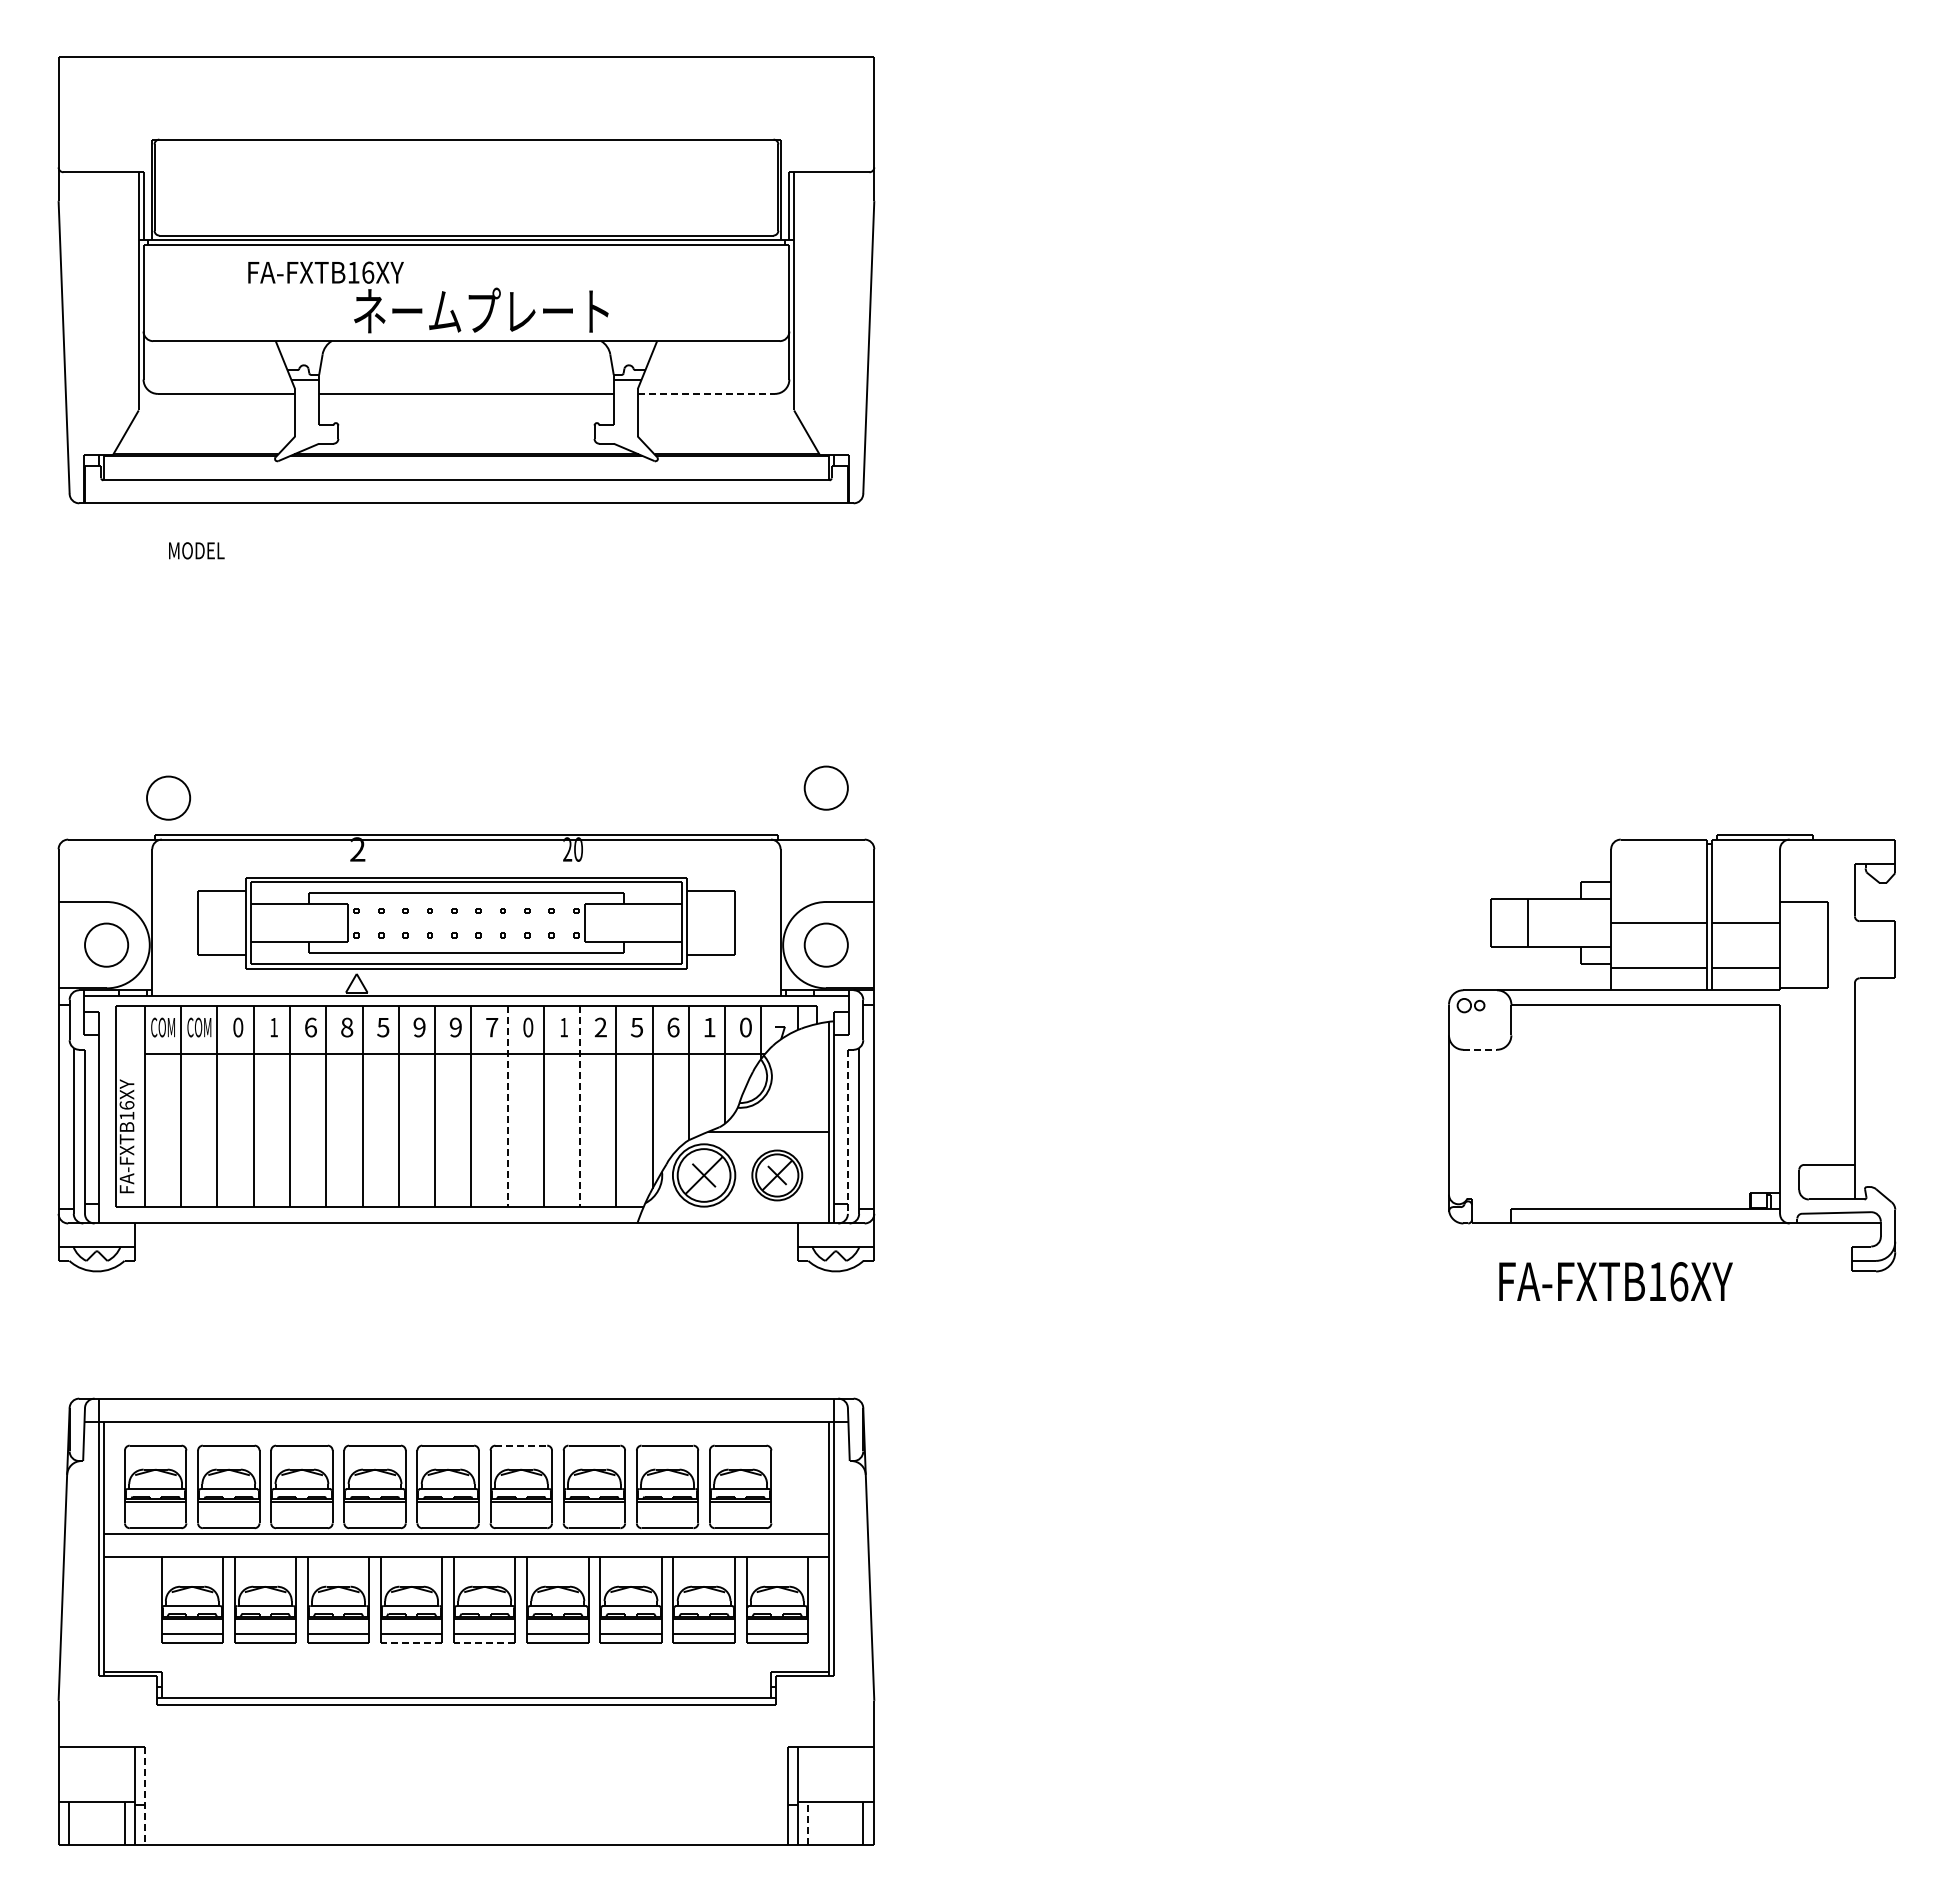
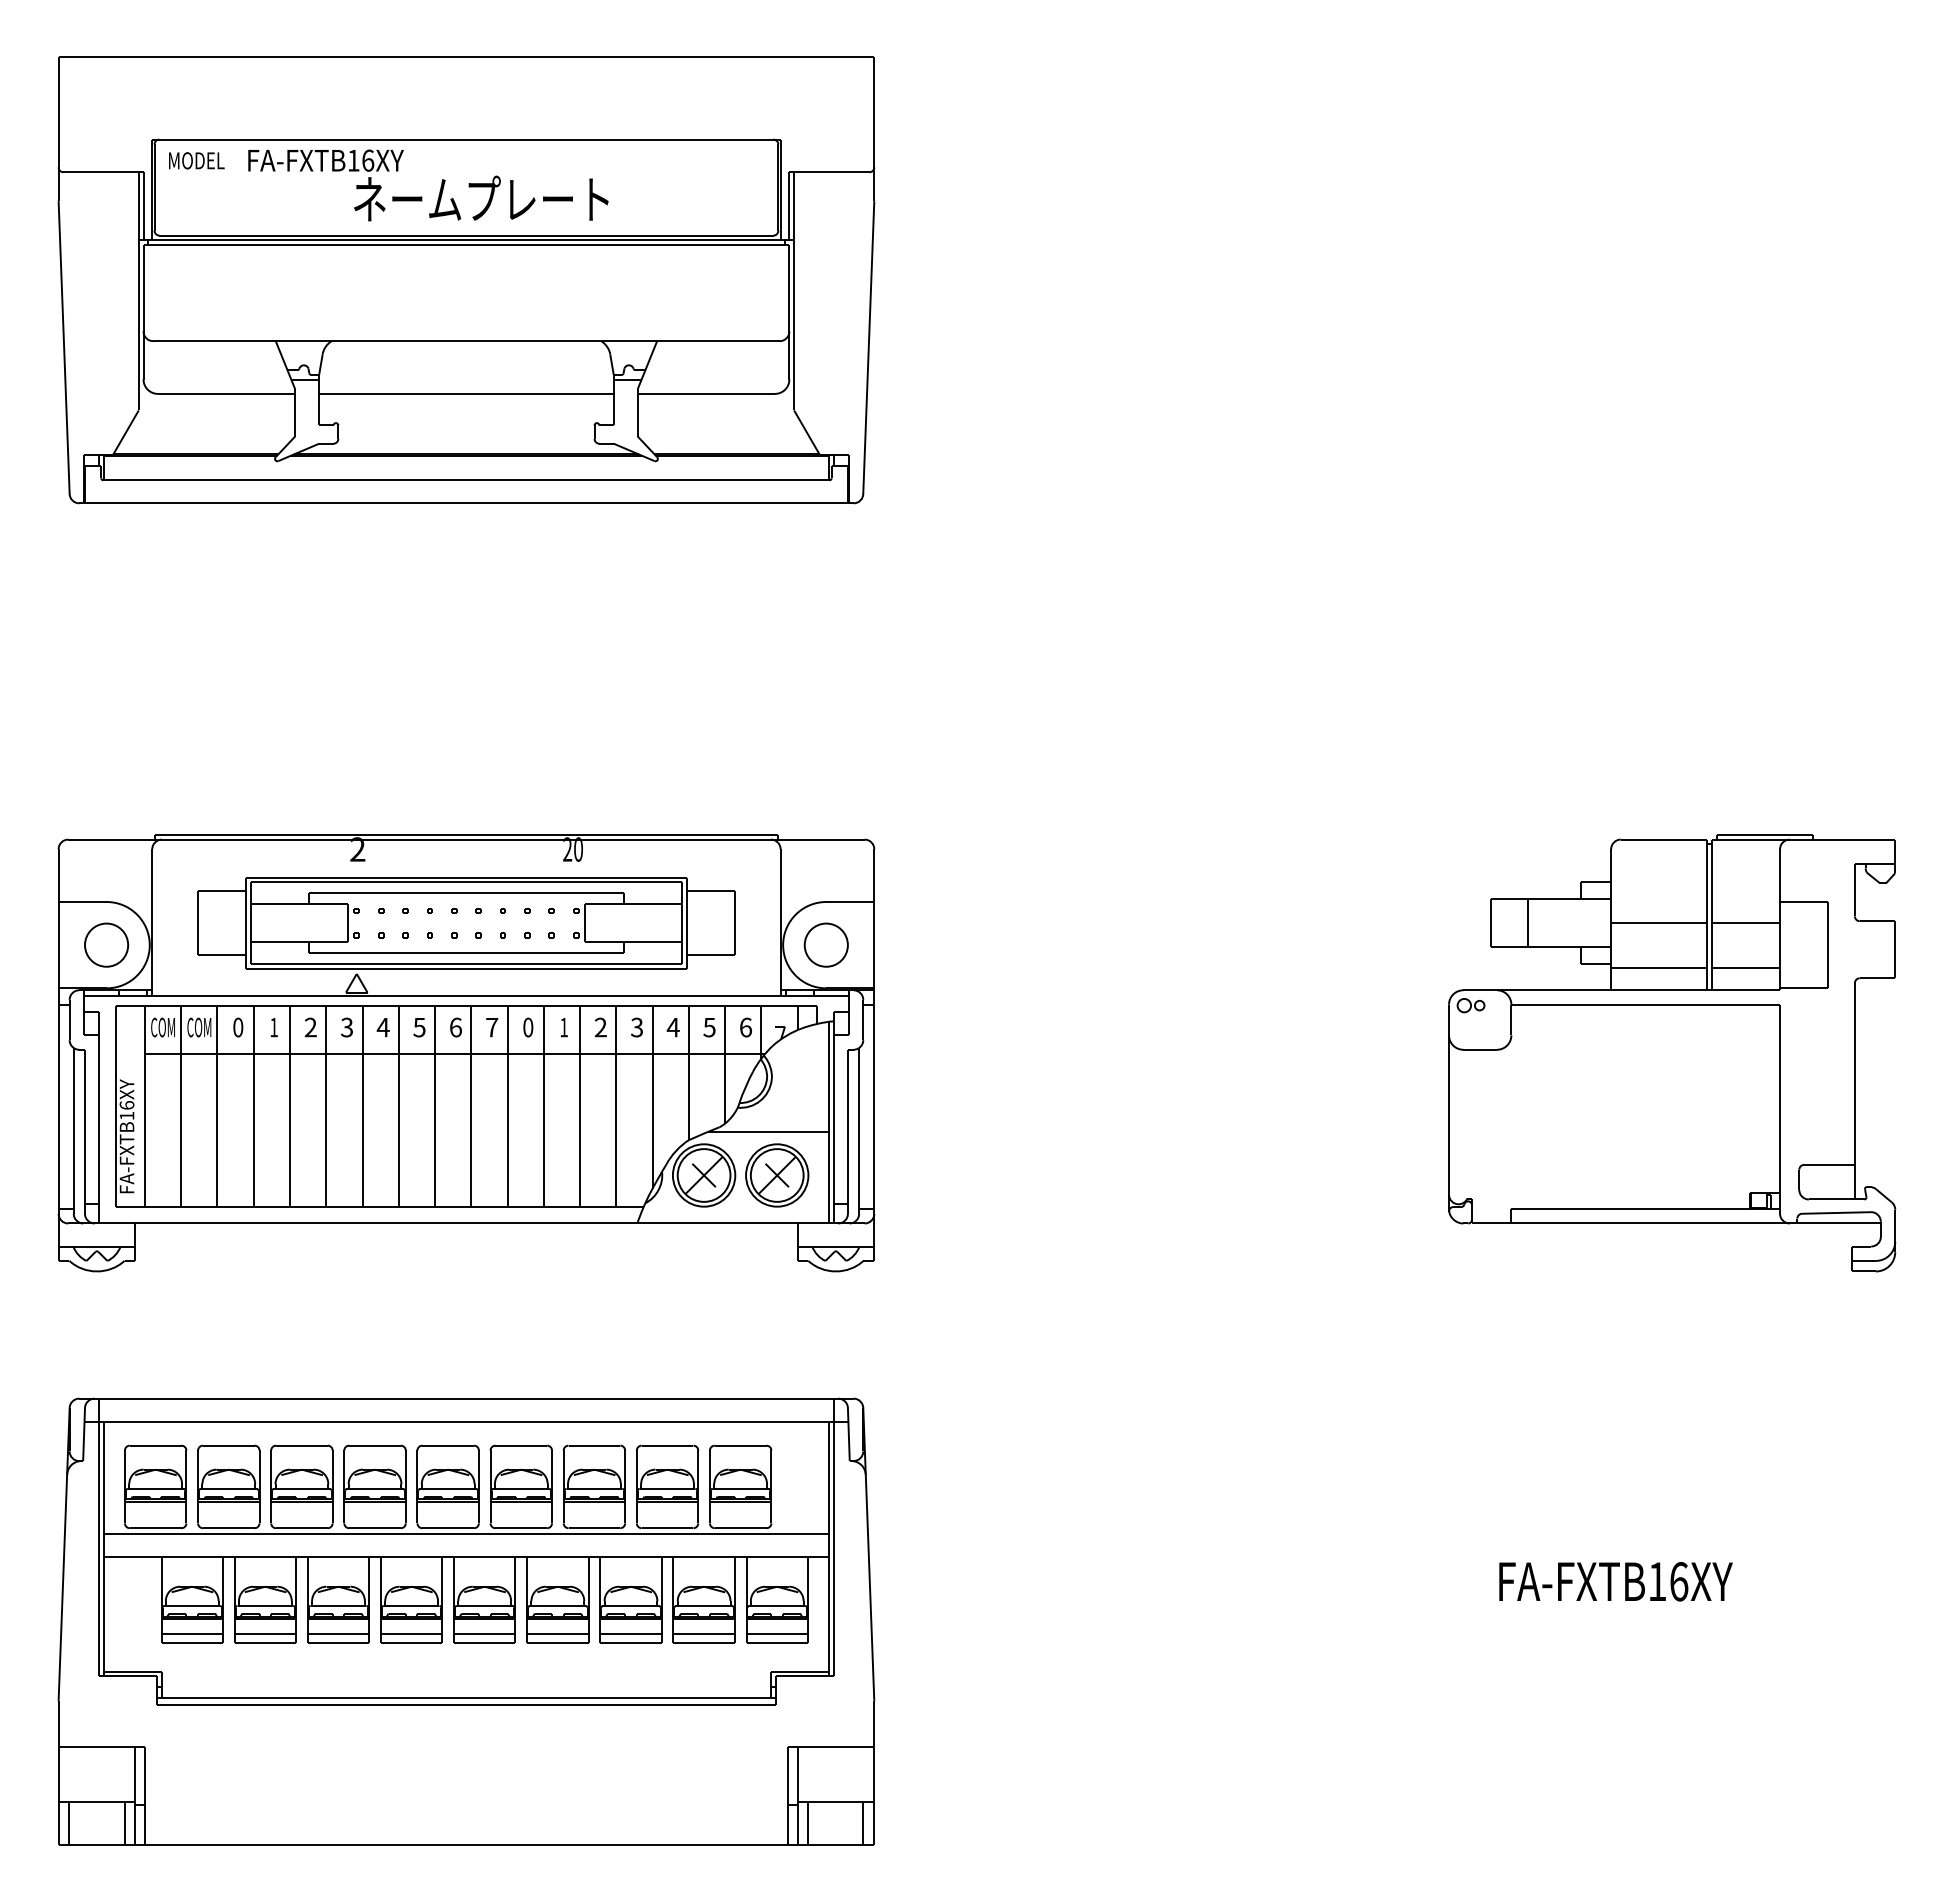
text position: (428, 297) -> (428, 185) (428, 185)
line: dashed -> solid (706, 393)
text position: (196, 550) -> (196, 160) (196, 160)
part: present -> none (825, 787)
part: present -> none (168, 797)
text: 5 -> 3 (636, 1026)
text: 6 -> 2 (310, 1027)
text: 8 -> 3 (347, 1027)
text: 5 -> 4 (382, 1027)
text: 9 -> 5 (419, 1027)
text: 9 -> 6 (455, 1027)
text: 6 -> 4 (672, 1027)
text: 1 -> 5 (709, 1027)
text: 0 -> 6 (746, 1027)
line: dashed -> solid (1480, 1049)
line: dashed -> solid (507, 1106)
line: dashed -> solid (580, 1106)
line: dashed -> solid (847, 1132)
part size: 53x53 px -> 65x65 px (777, 1175)
text position: (1615, 1281) -> (1615, 1581) (1615, 1581)
line: dashed -> solid (521, 1445)
line: dashed -> solid (411, 1643)
line: dashed -> solid (484, 1643)
line: dashed -> solid (144, 1795)
line: dashed -> solid (808, 1823)
